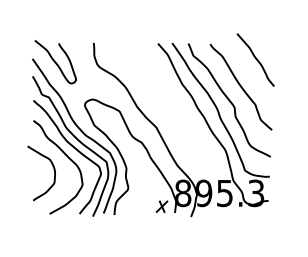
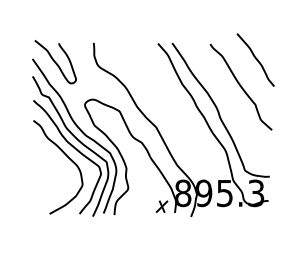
curve: present -> none (228, 100)
curve: present -> none (53, 170)
